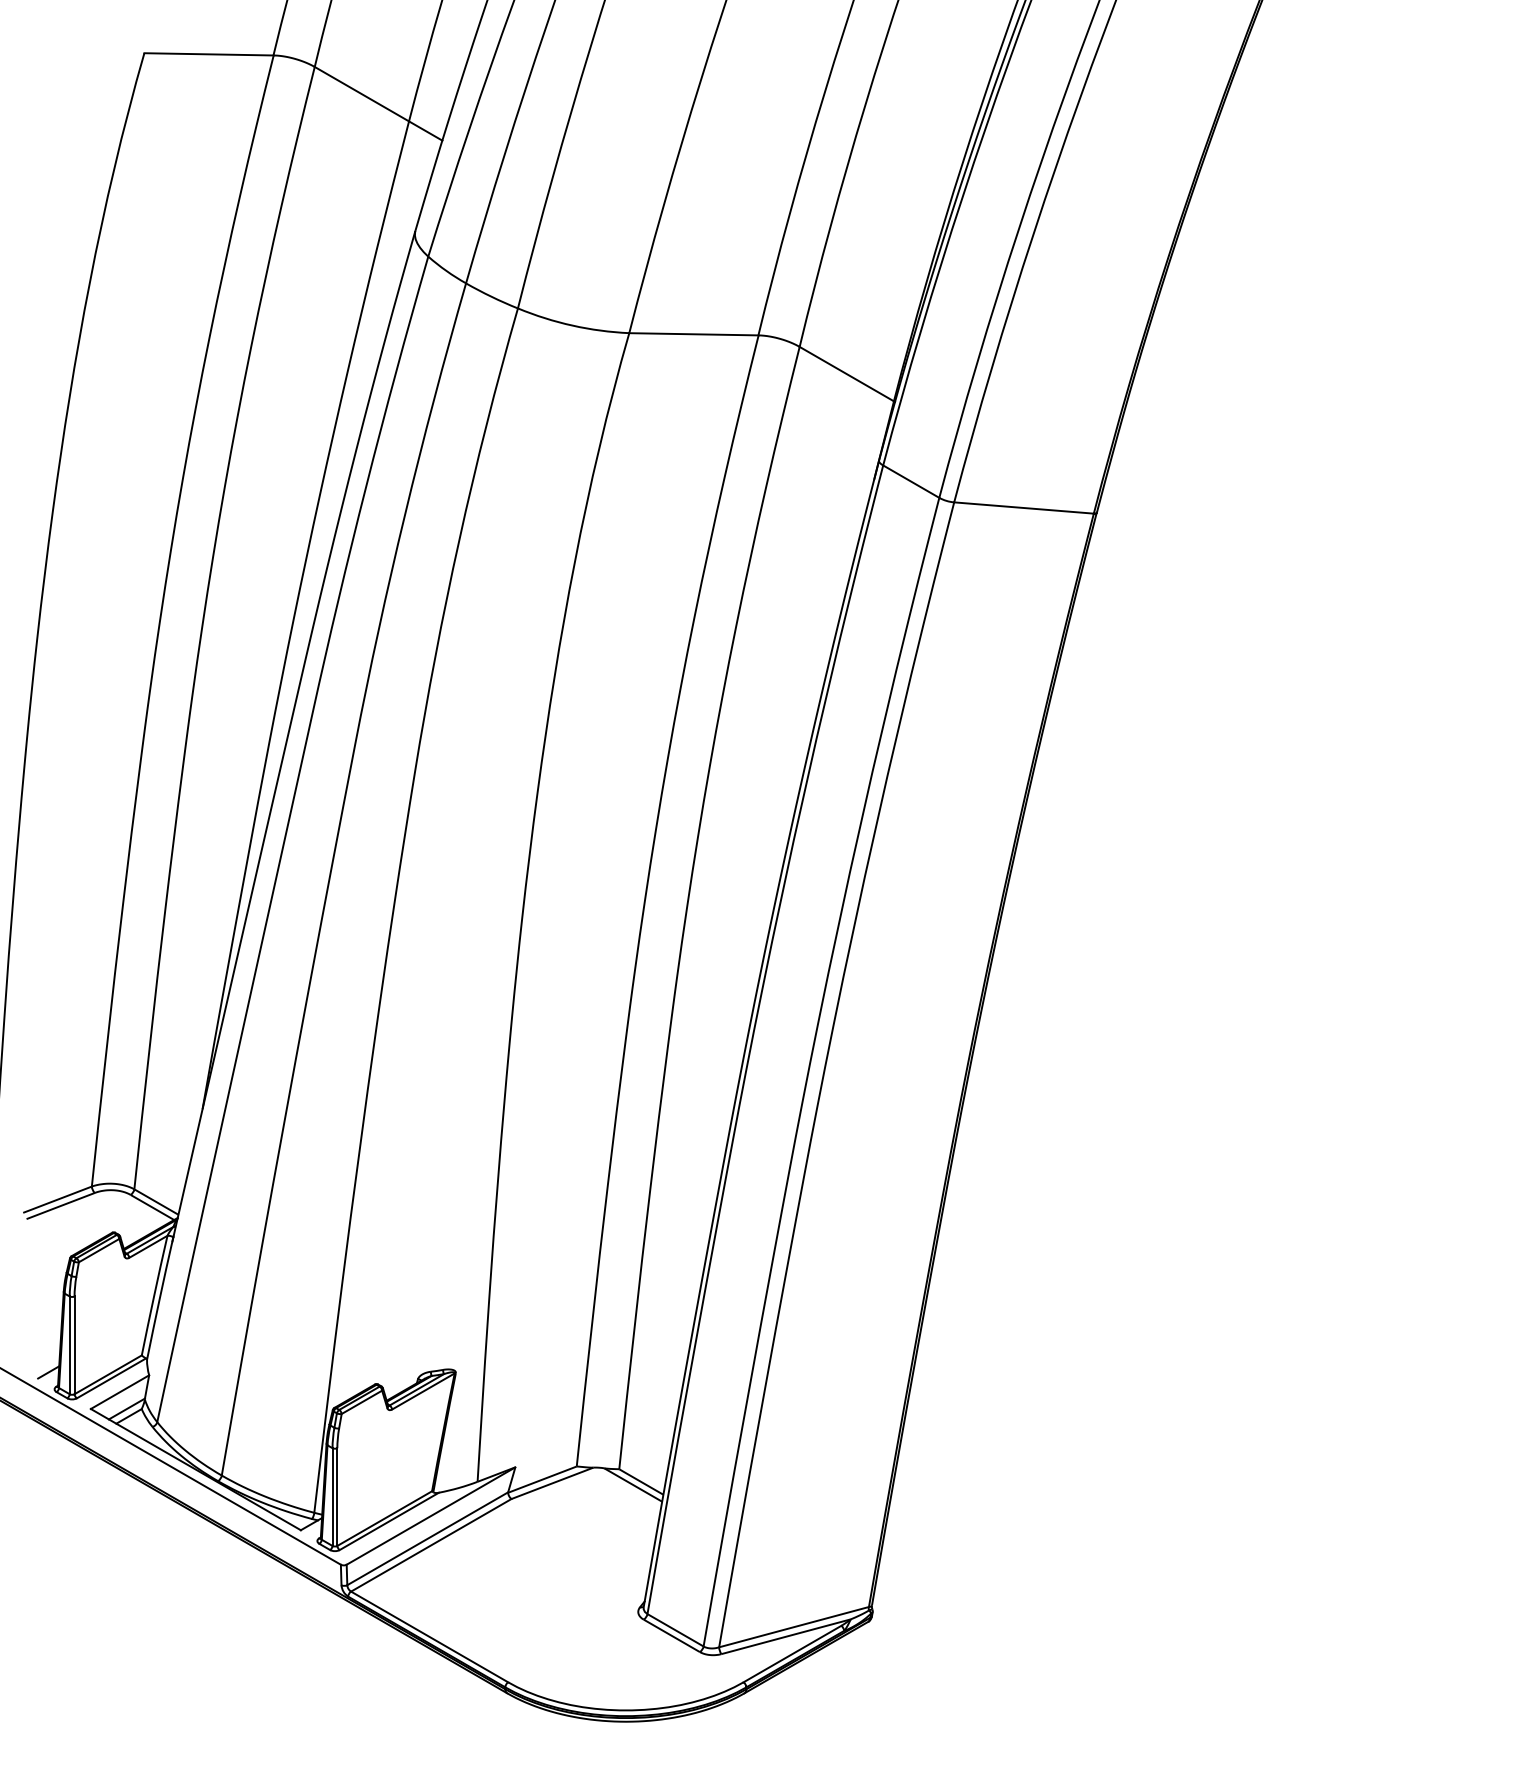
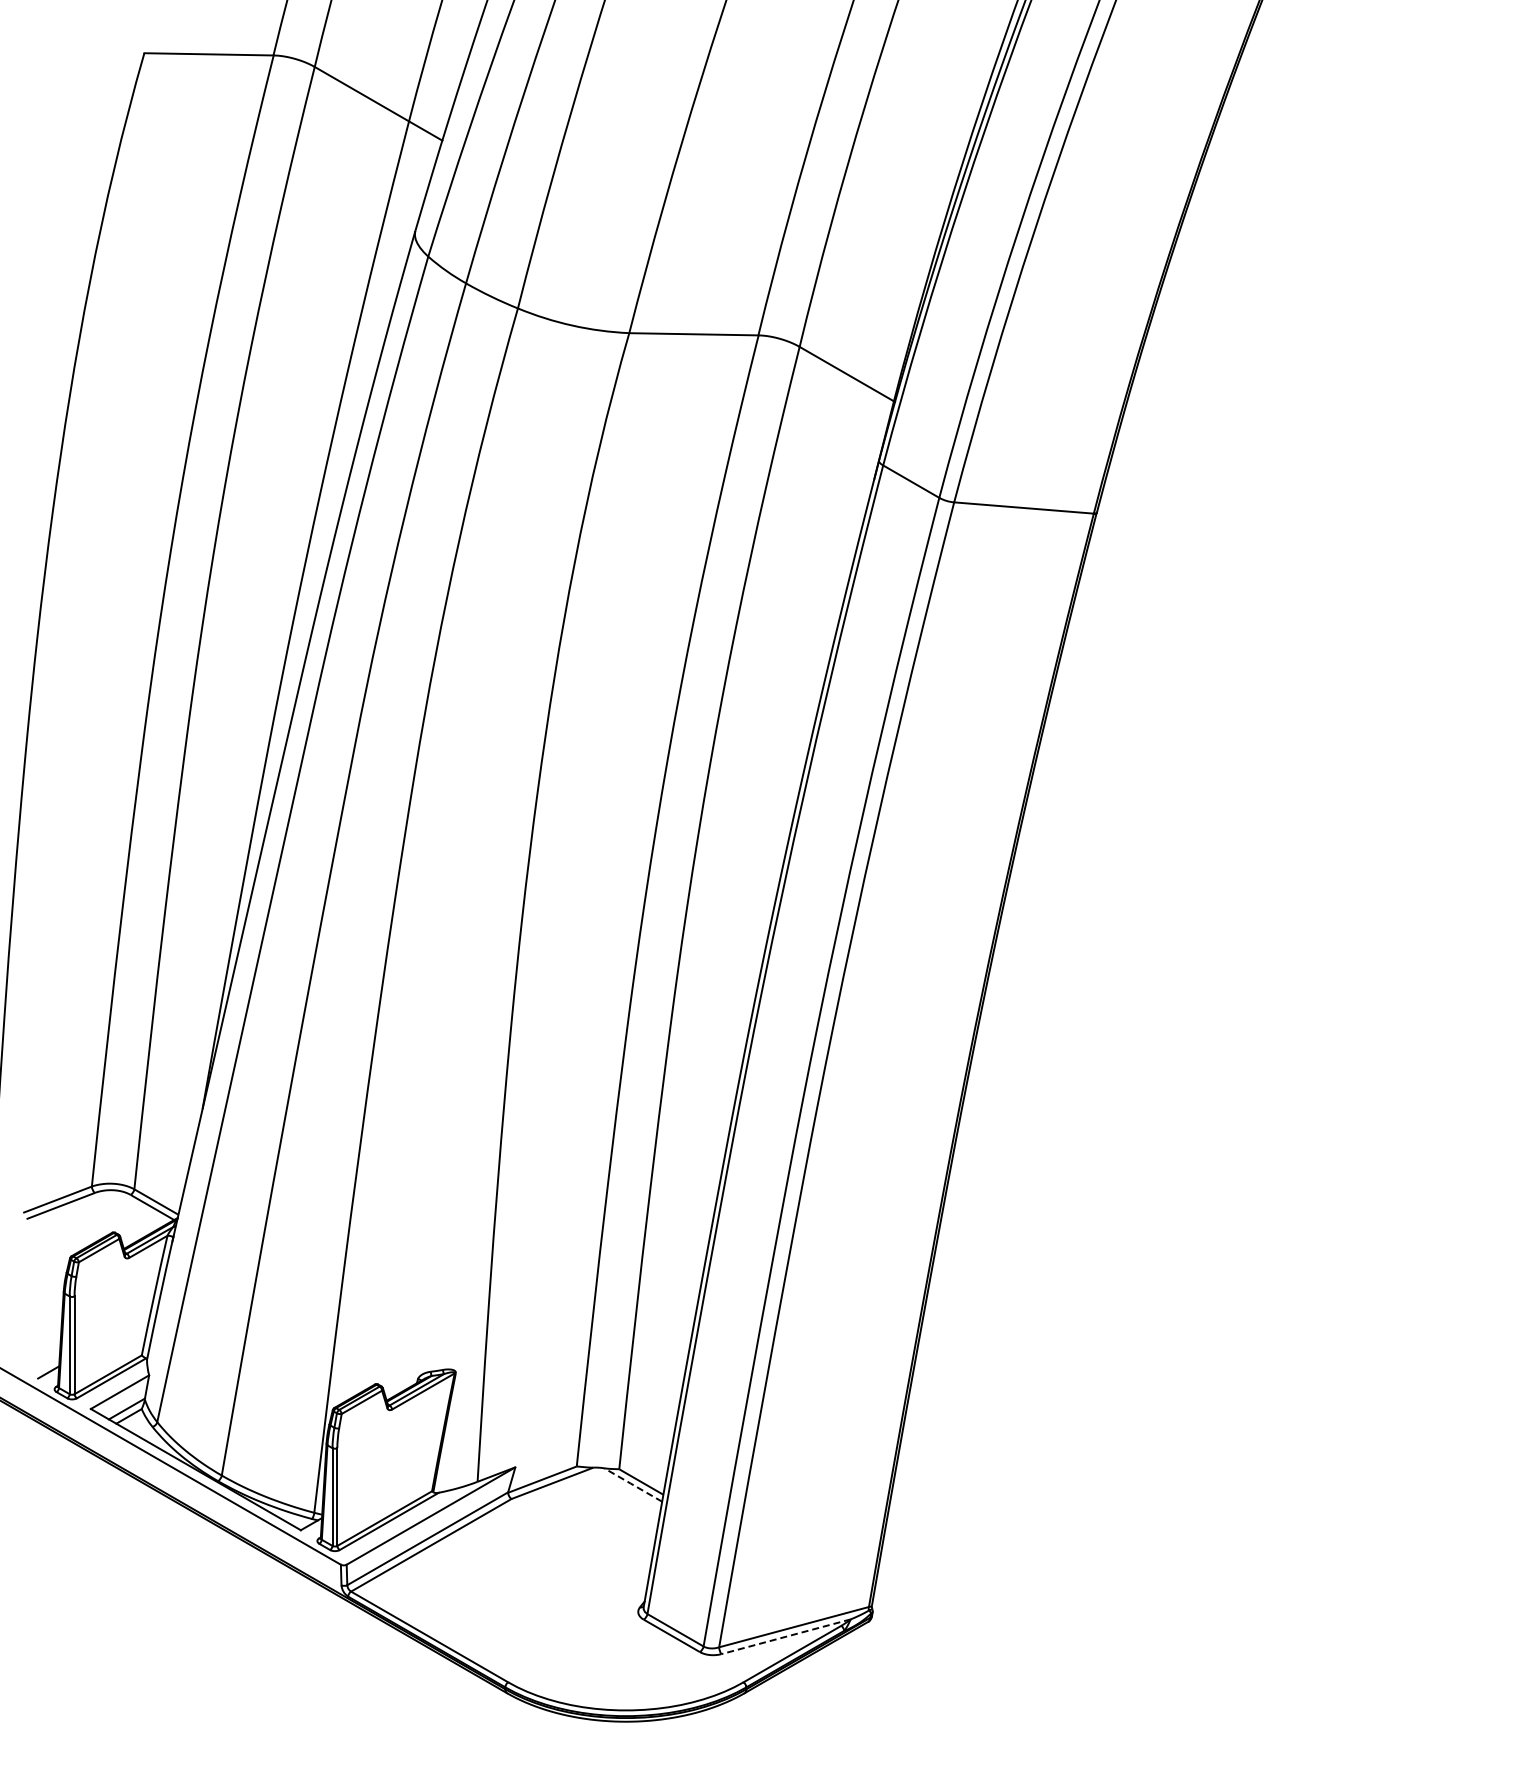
line: solid -> dashed (632, 1484)
line: solid -> dashed (786, 1636)
